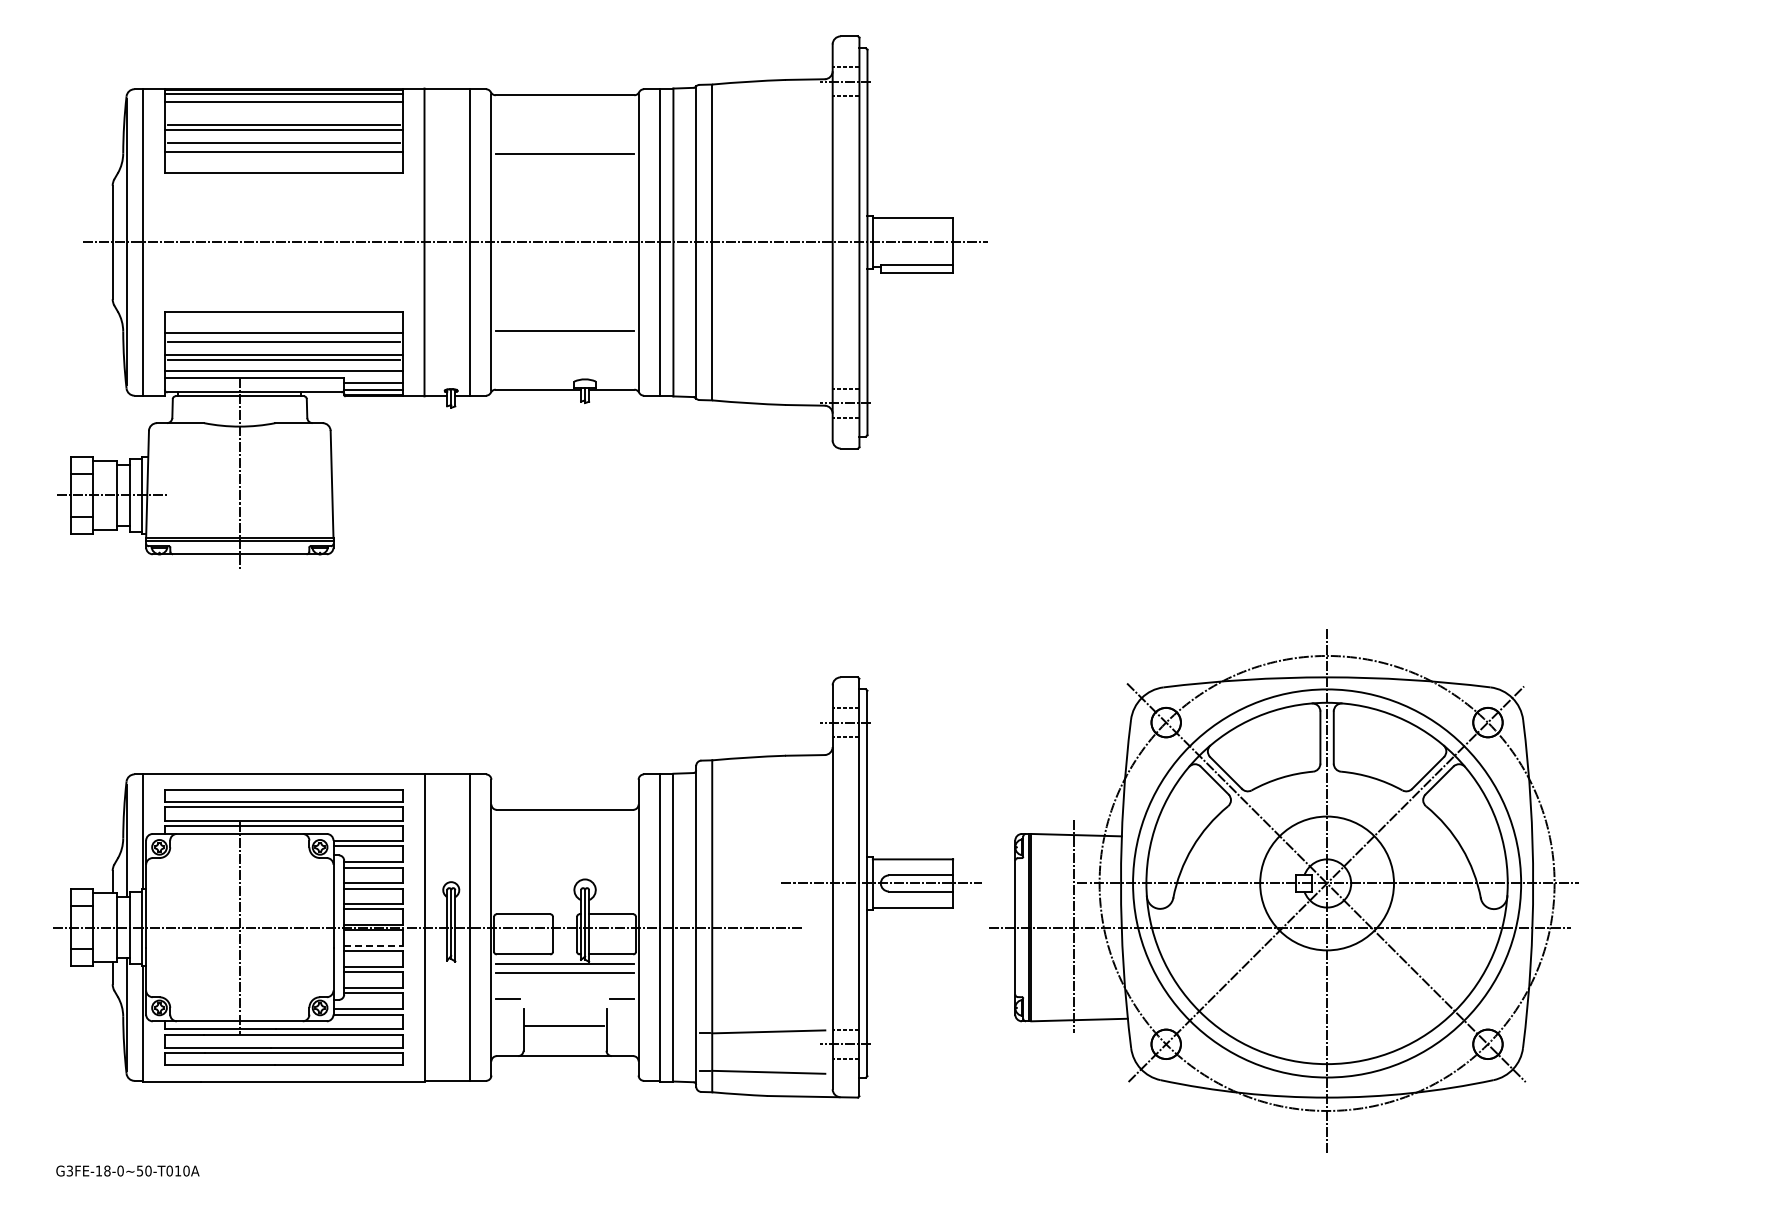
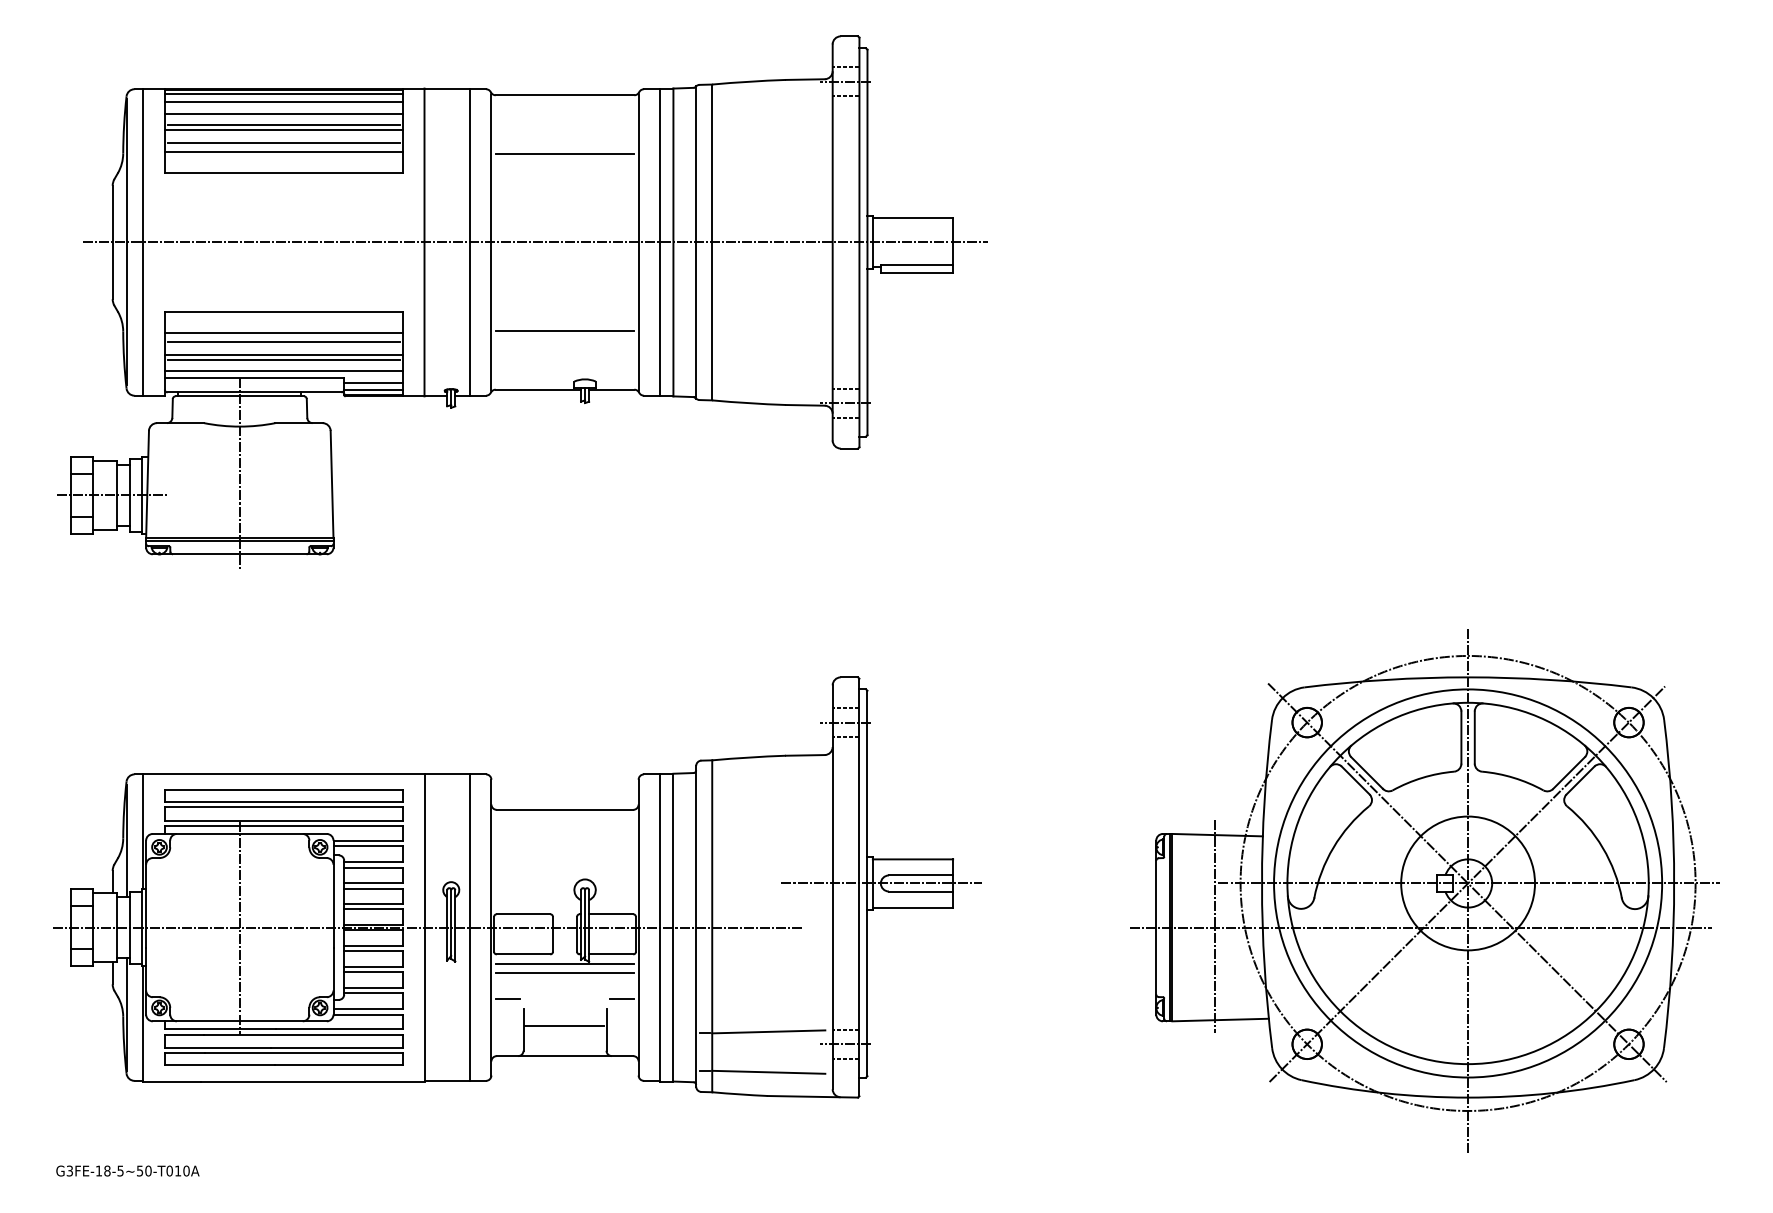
line: none -> present (283, 114)
part position: (1283, 890) -> (1424, 890) (1424, 890)
line: dashed -> solid (374, 945)
text: G3FE-18-0~50-T010A -> G3FE-18-5~50-T010A (120, 1170)
